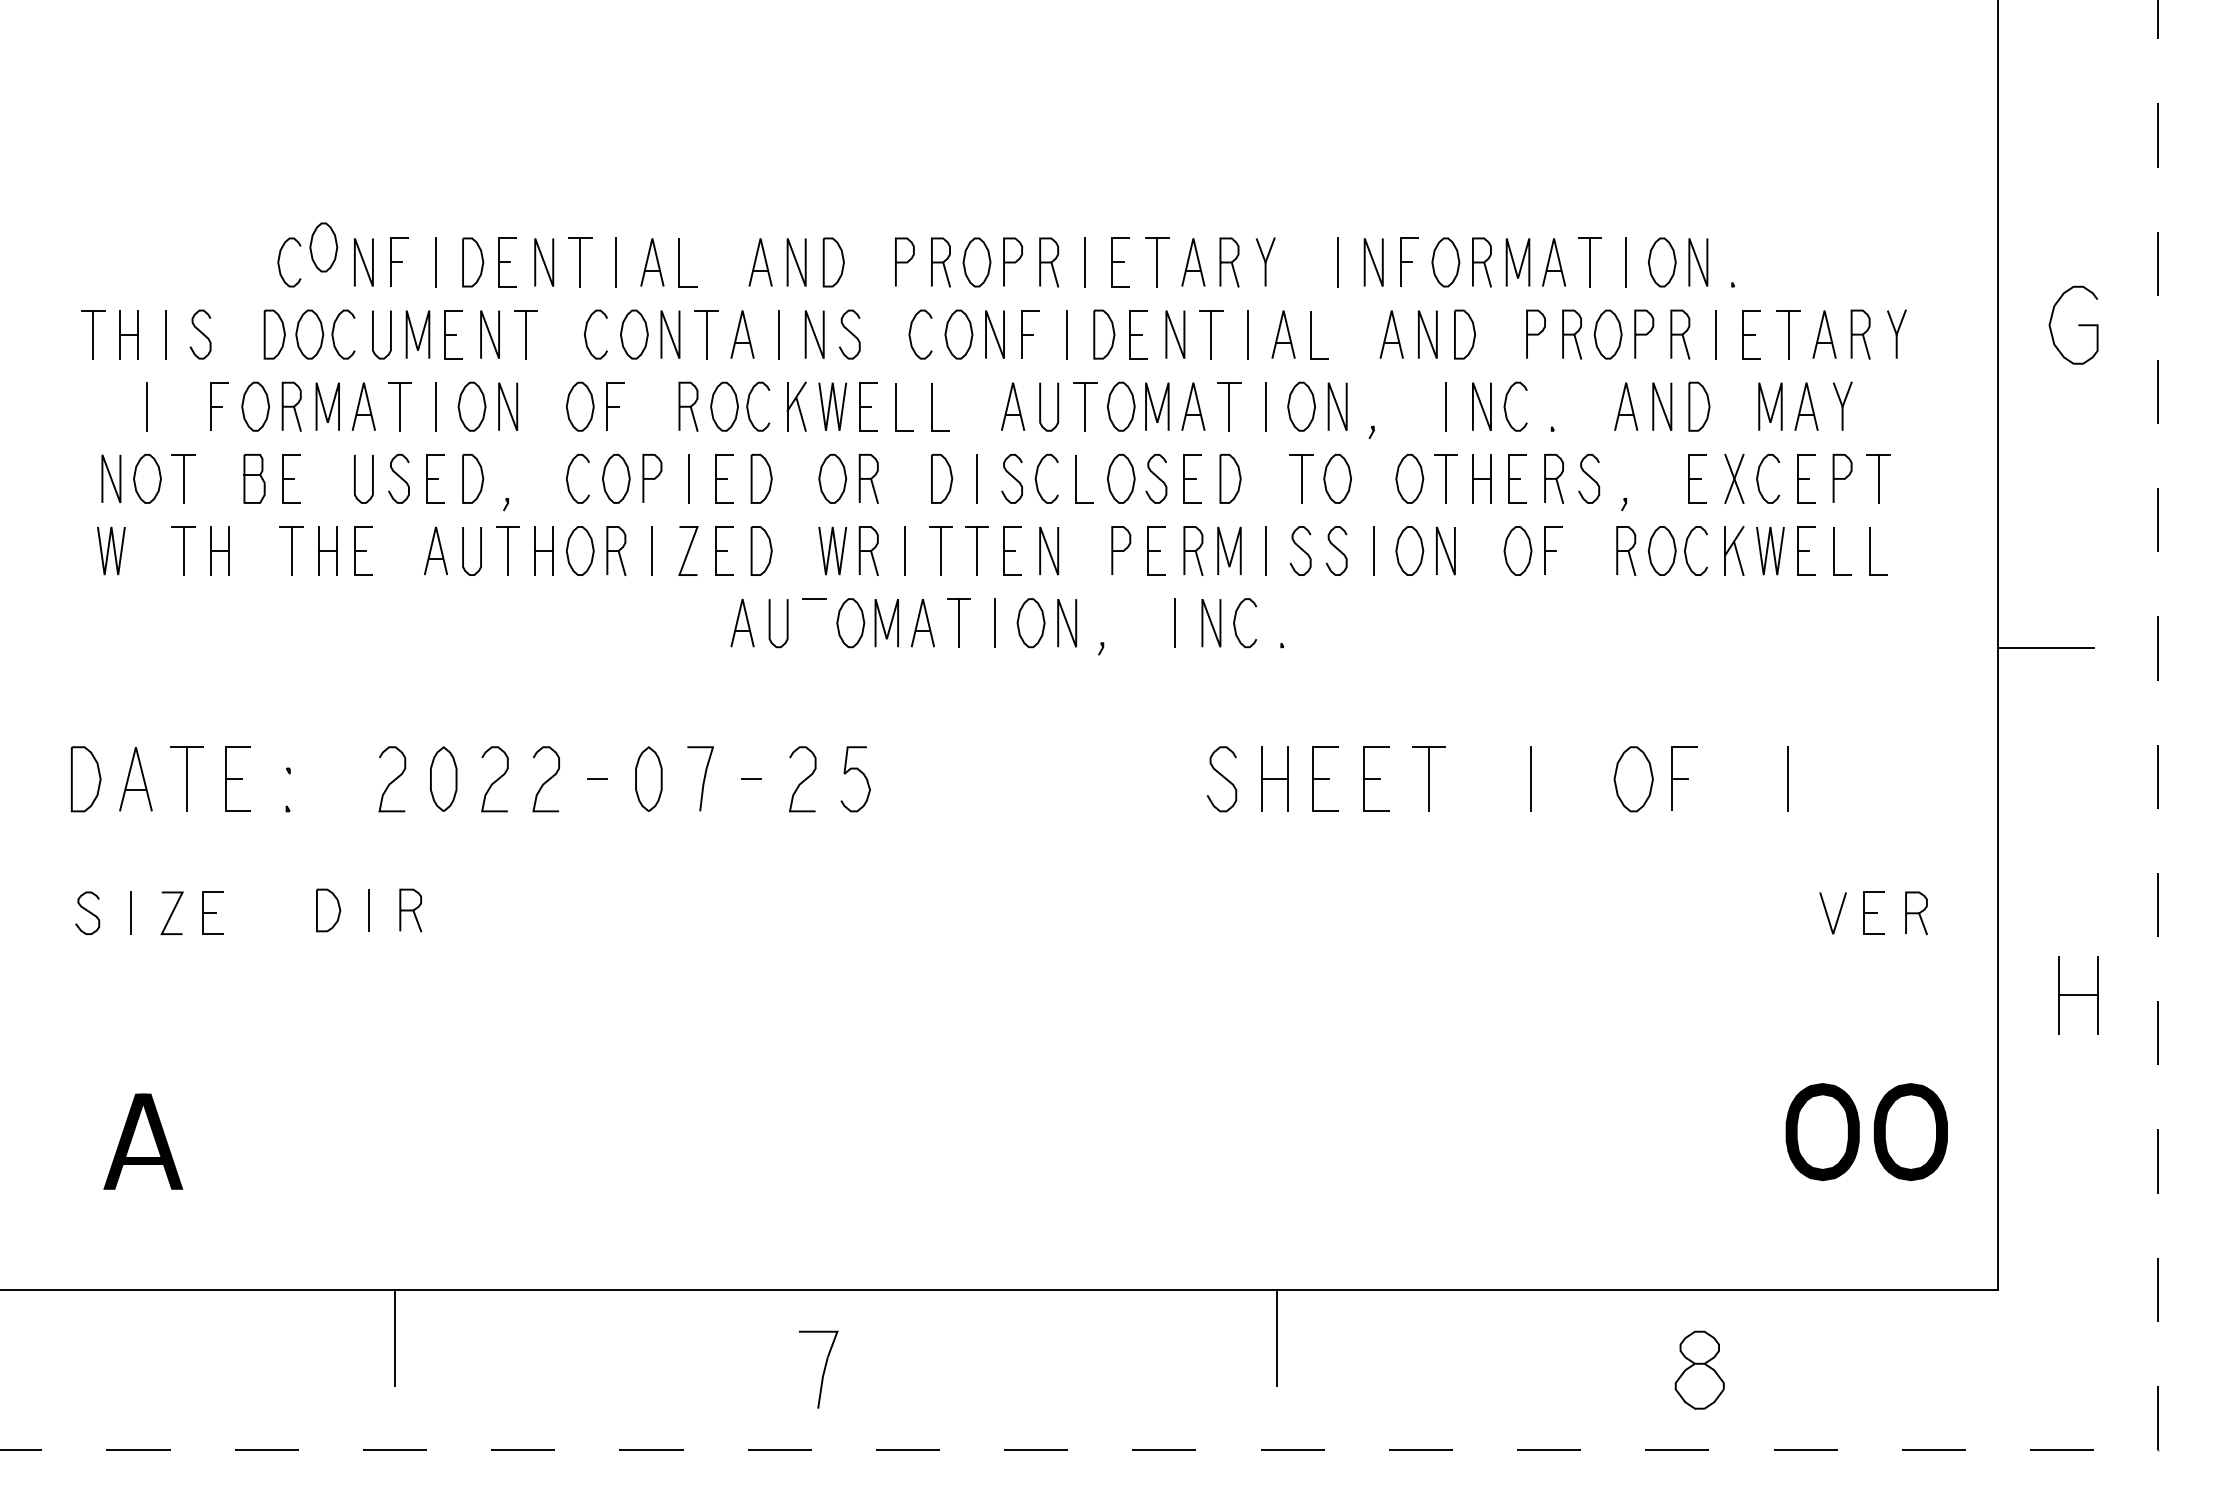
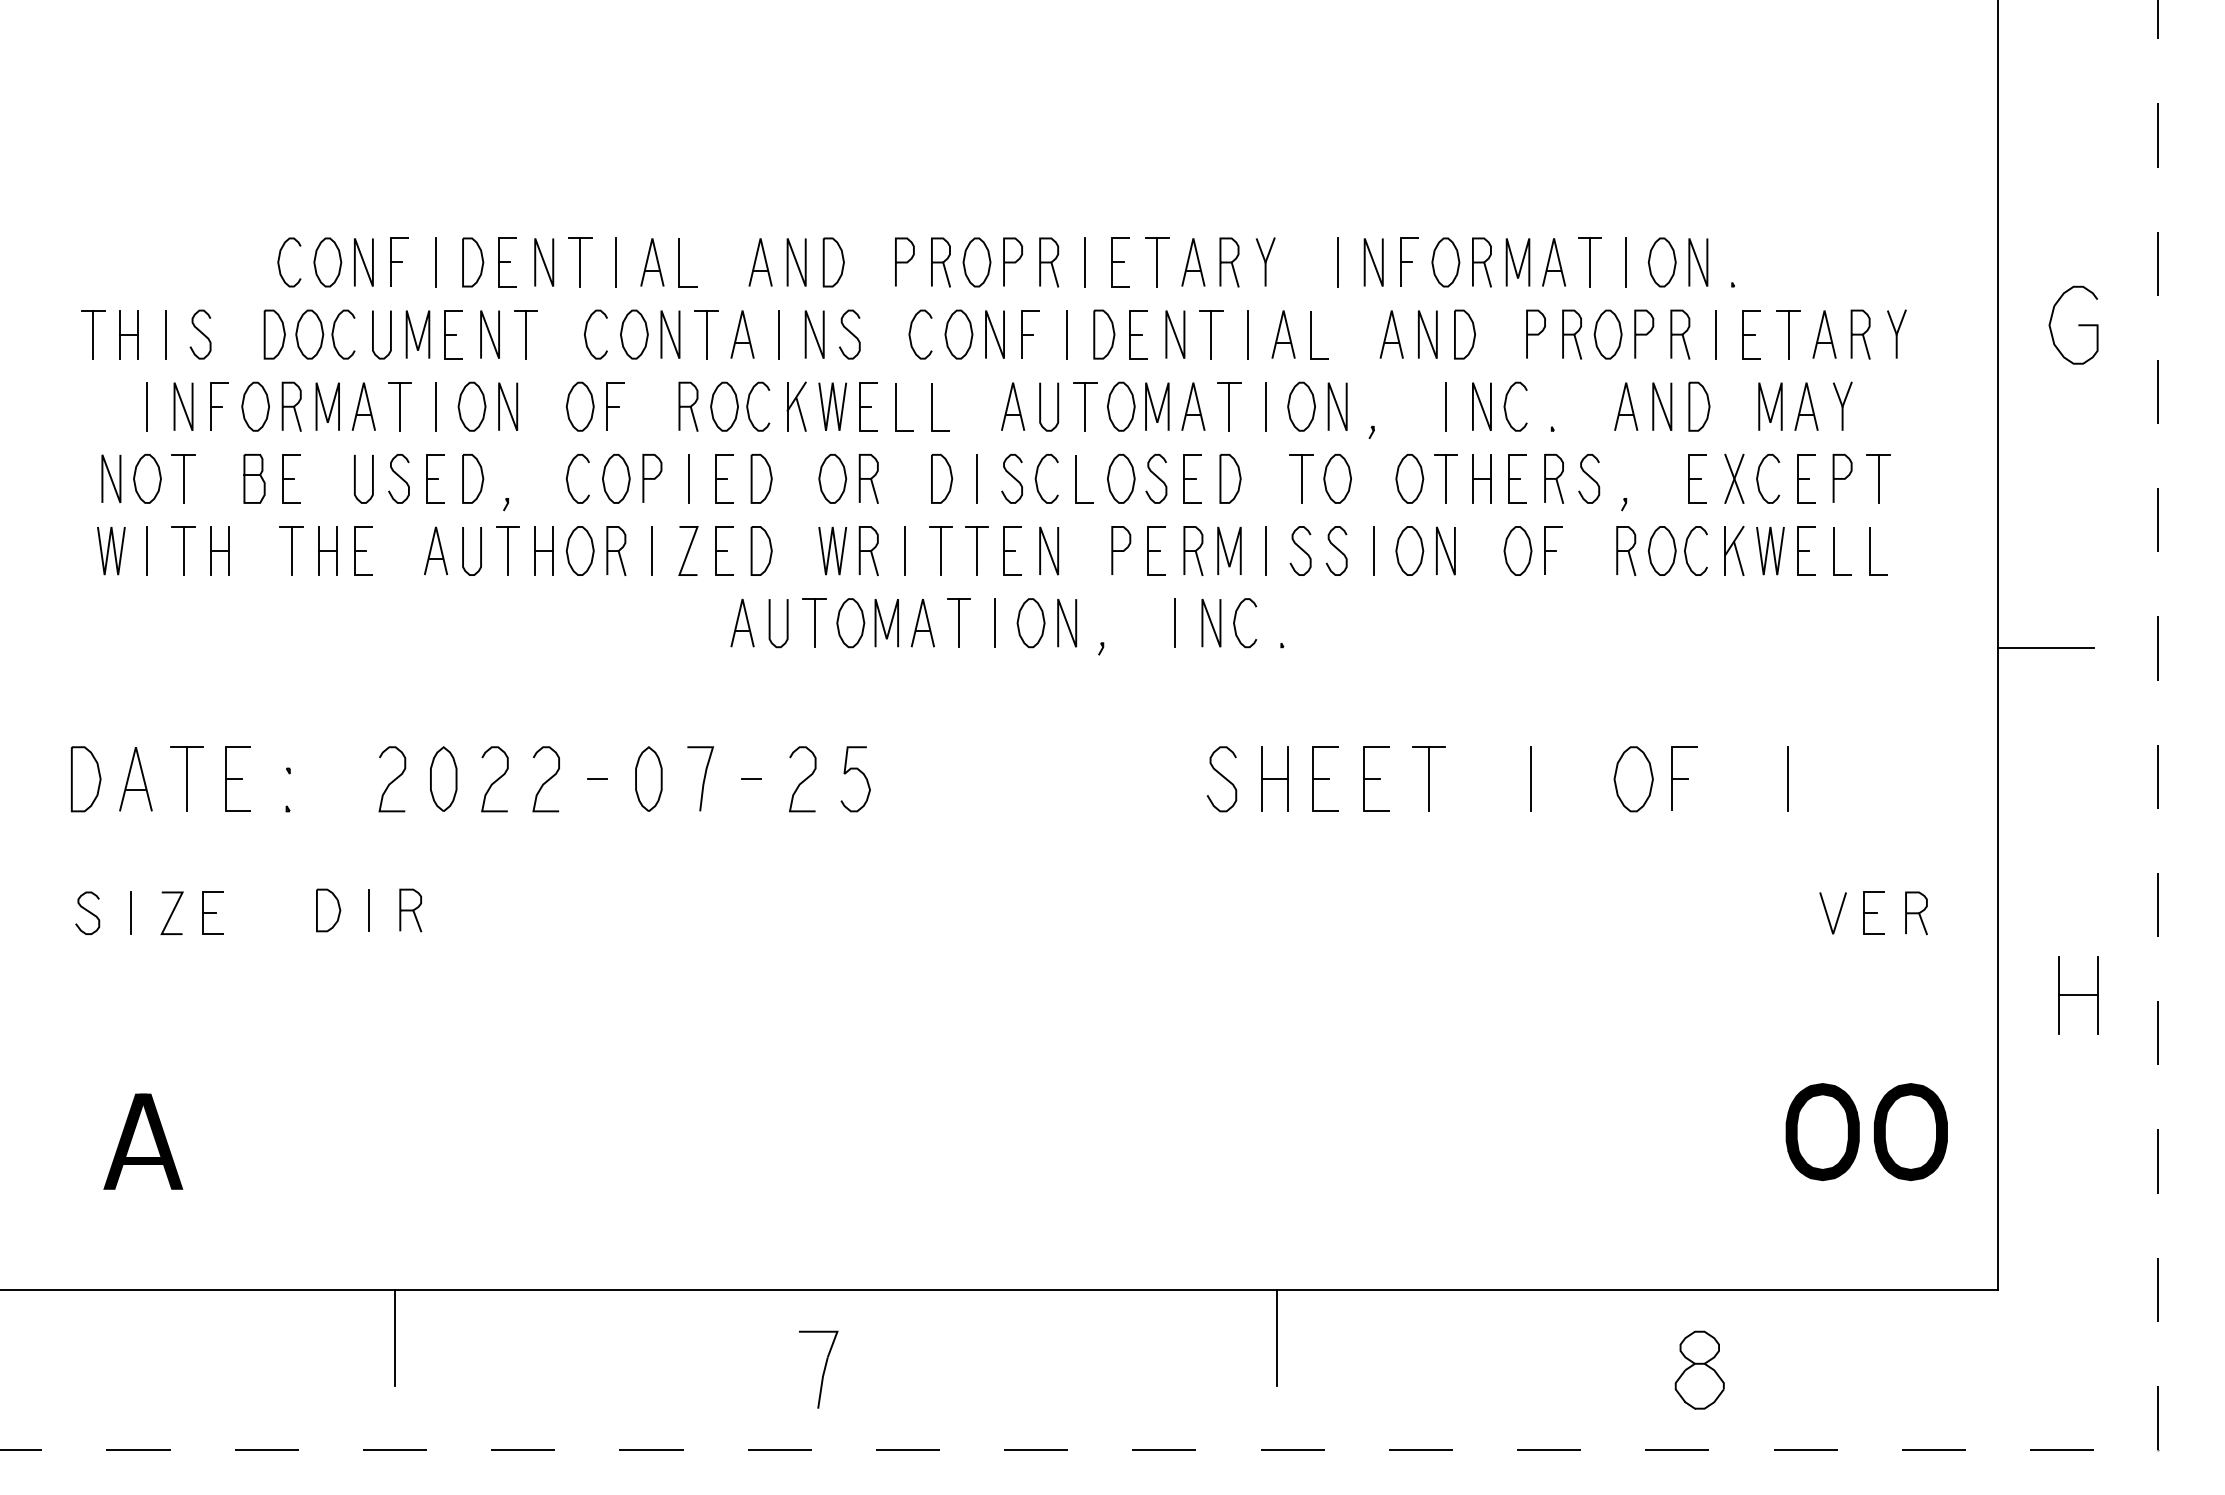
part position: (323, 247) -> (327, 262) (327, 262)
line: none -> present (183, 406)
line: none -> present (147, 550)
line: none -> present (814, 623)
